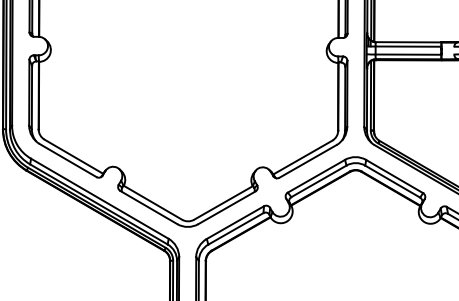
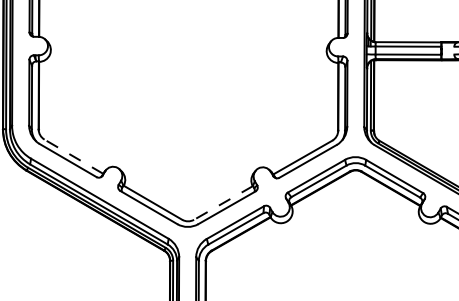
line: solid -> dashed (73, 156)
line: solid -> dashed (223, 202)
